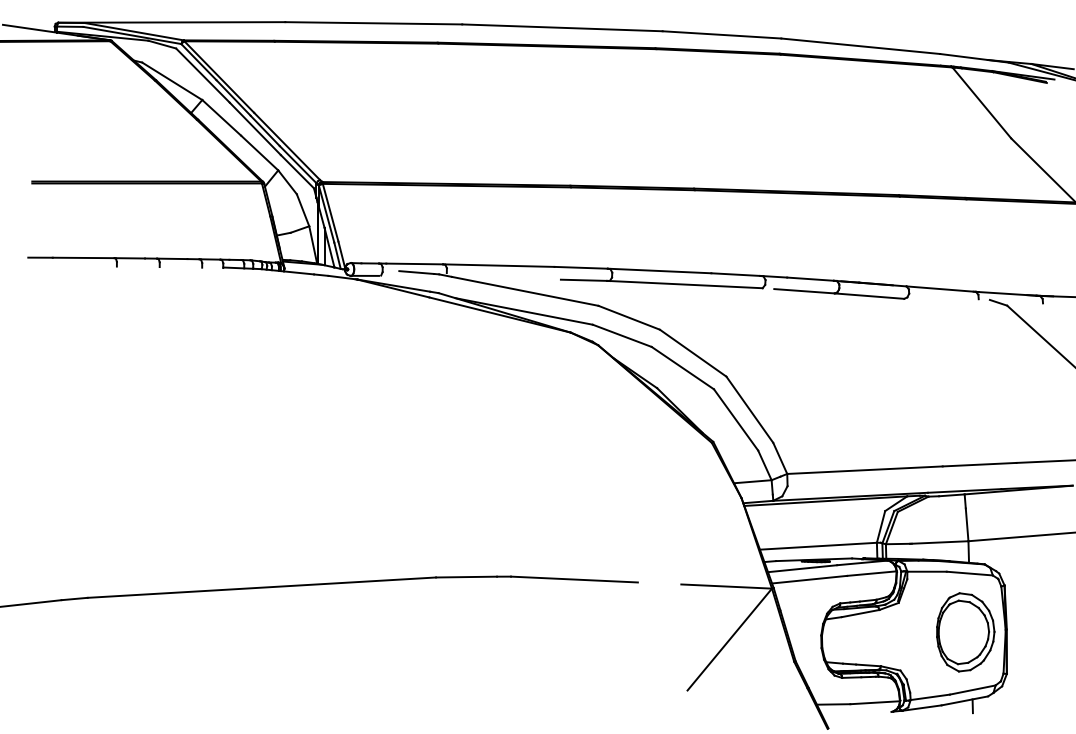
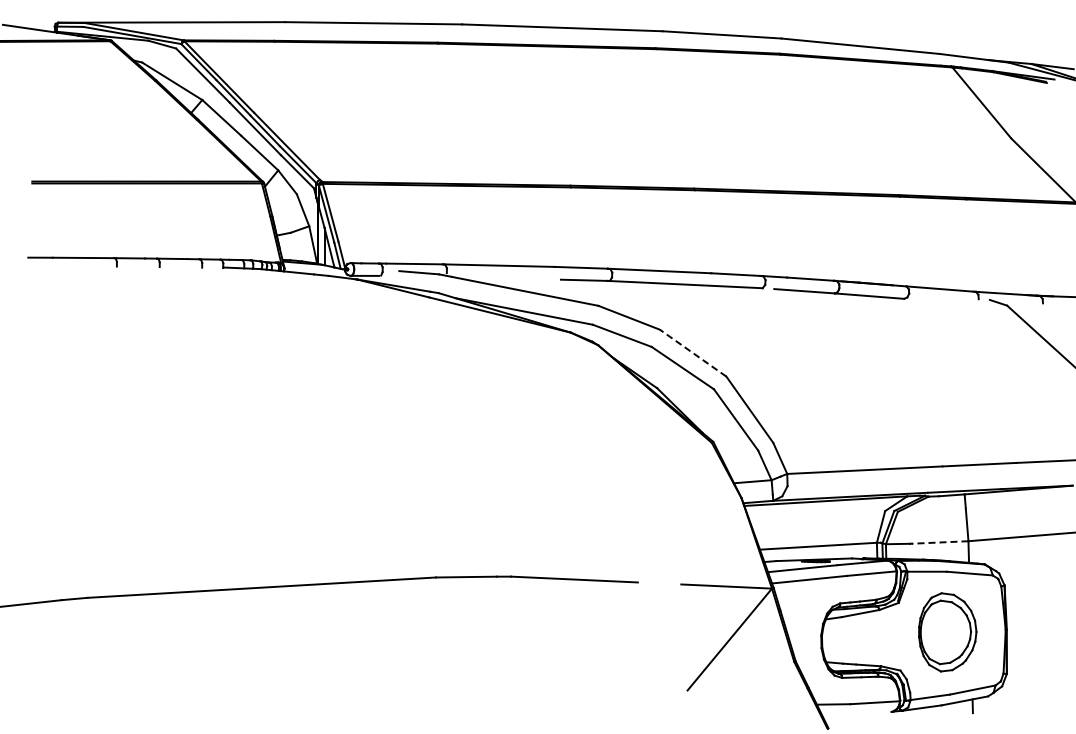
line: solid -> dashed (693, 353)
line: solid -> dashed (939, 542)
part position: (965, 632) -> (947, 632) (947, 632)
